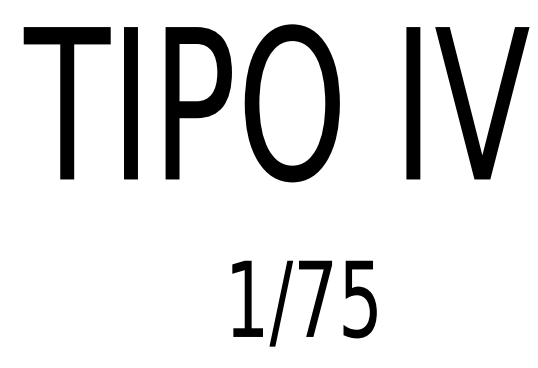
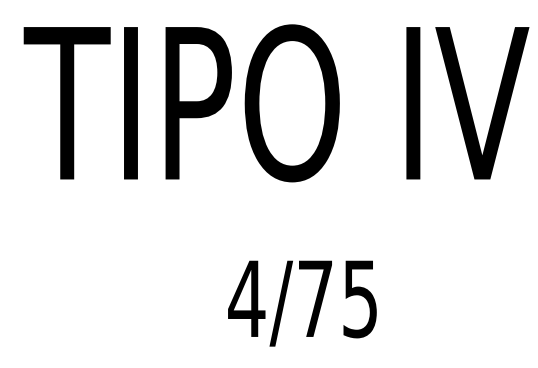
text: 1/75 -> 4/75 (246, 298)
